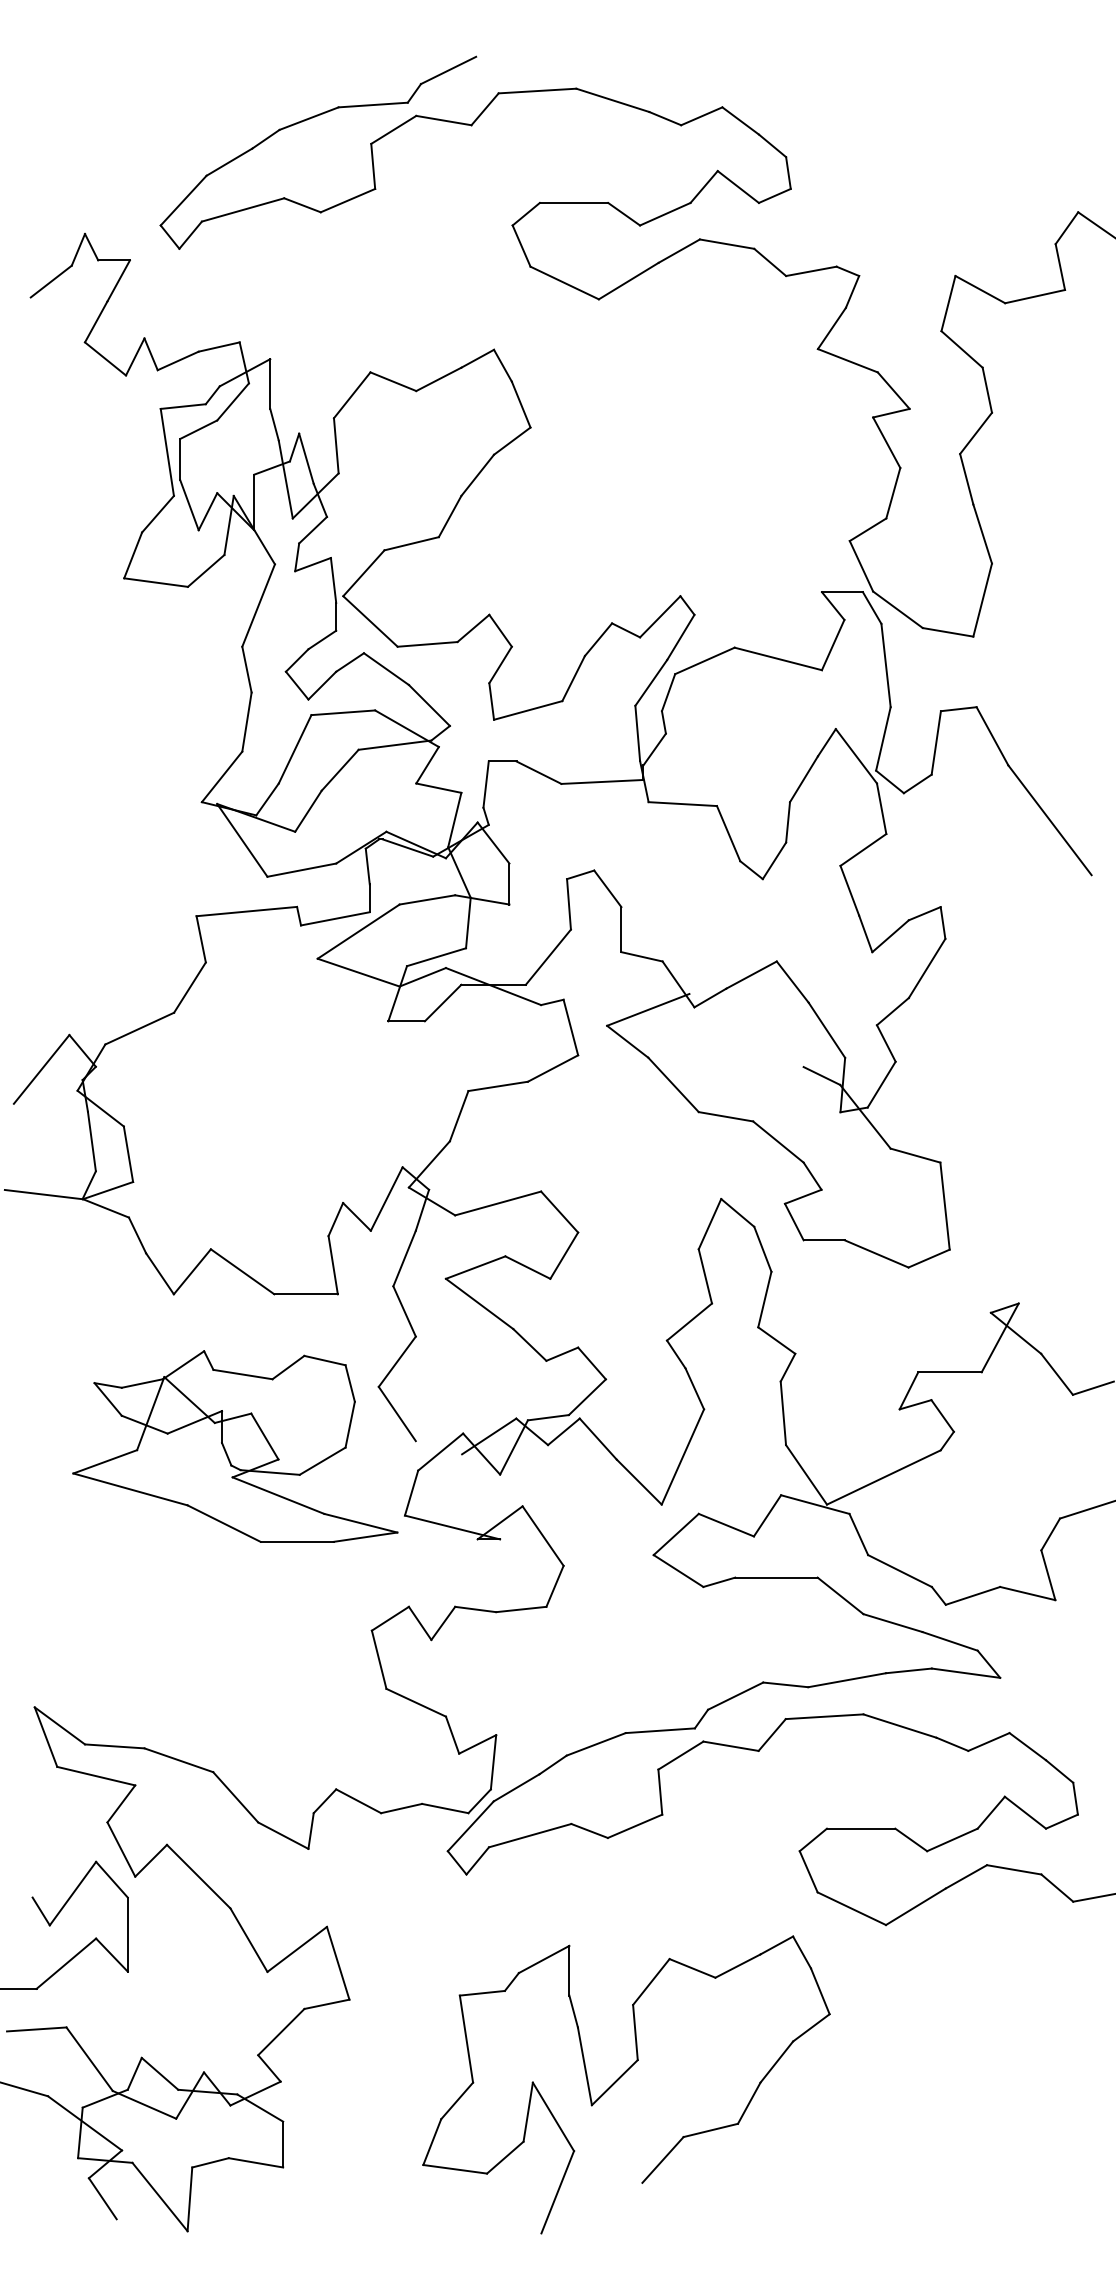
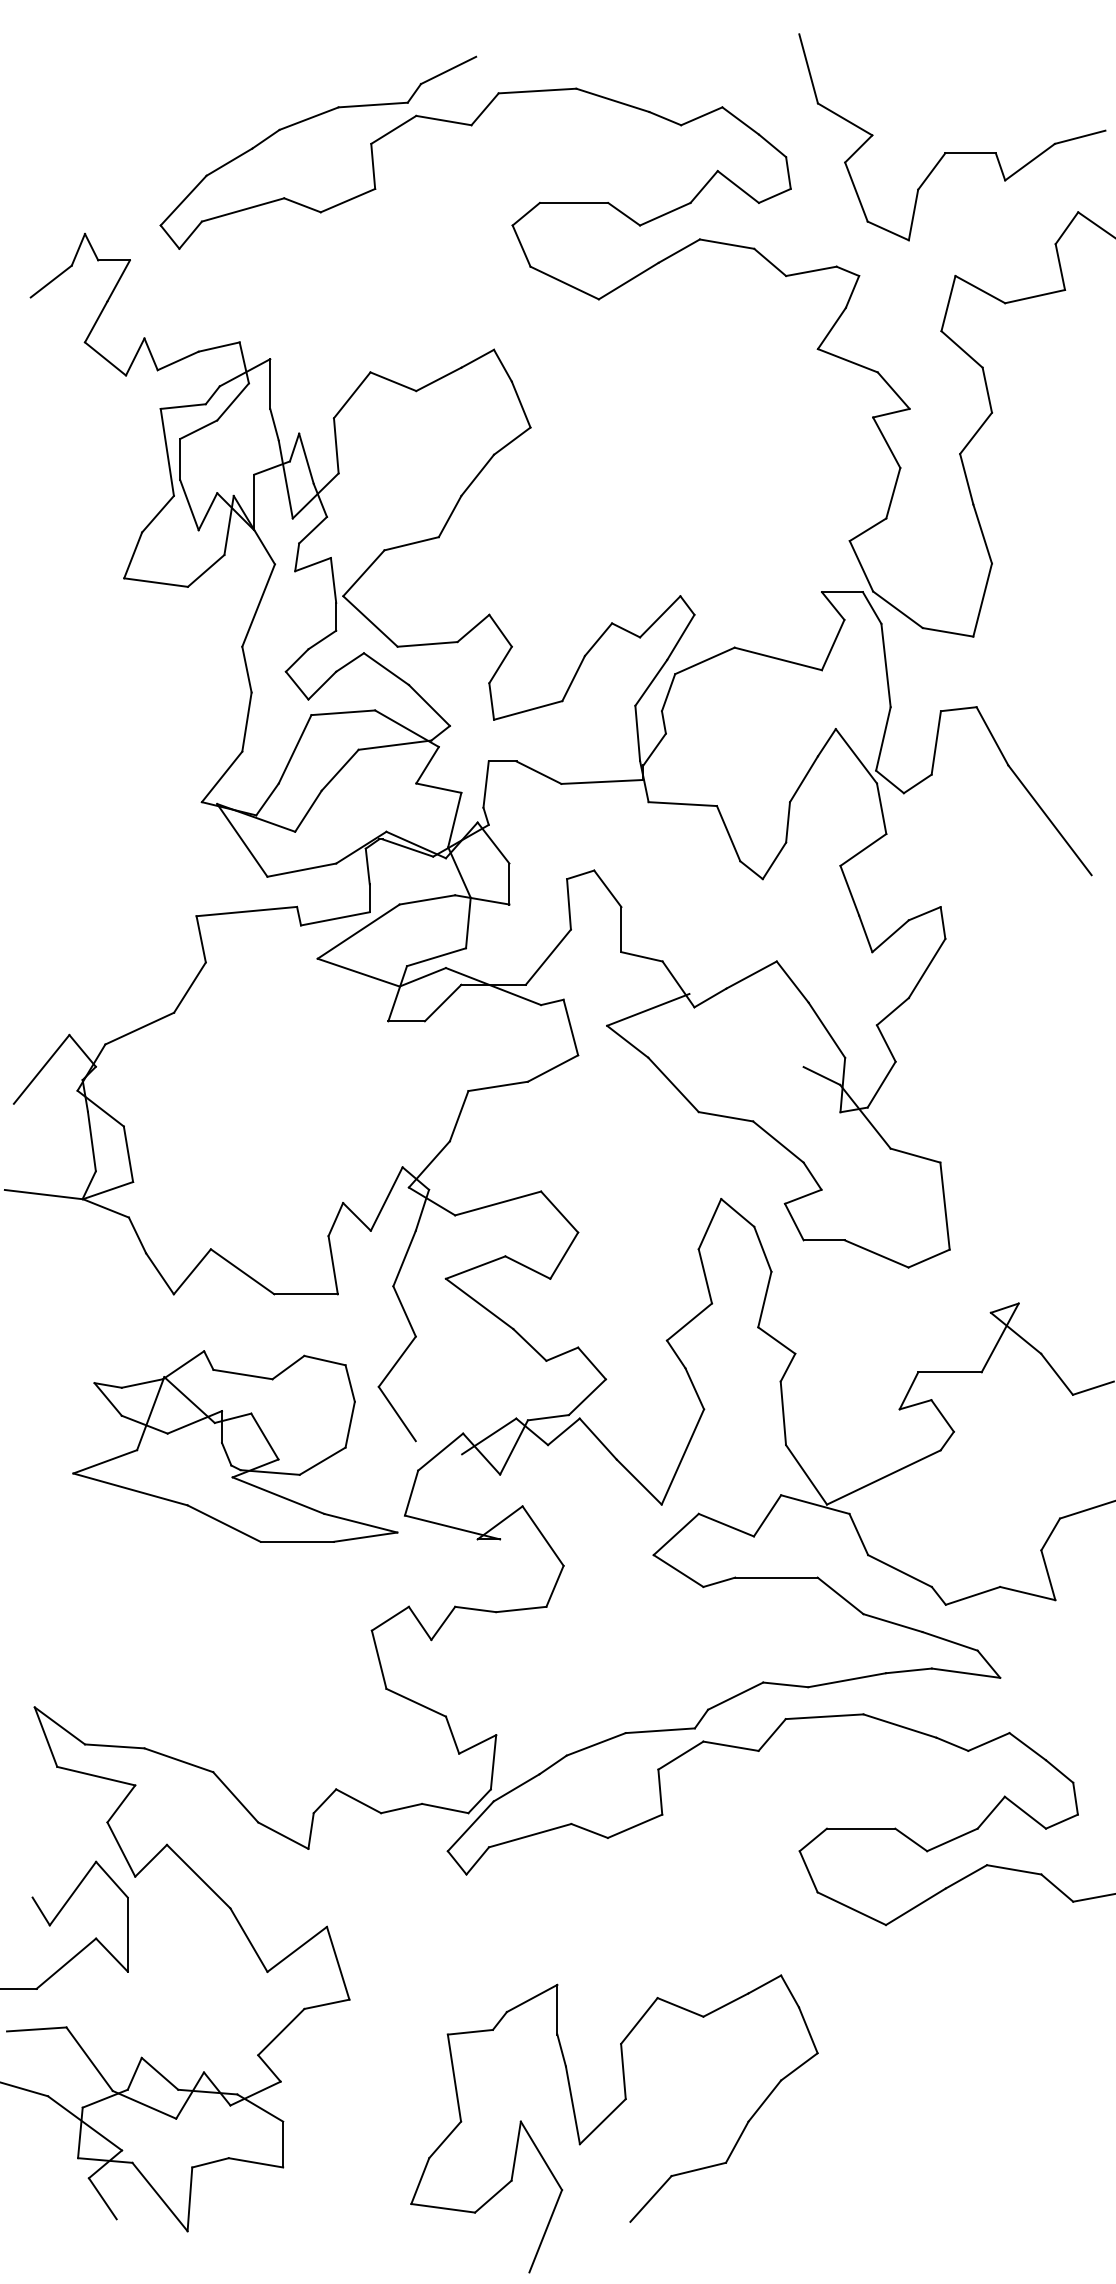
part: none -> present (952, 152)
part position: (620, 2078) -> (608, 2117) (608, 2117)
